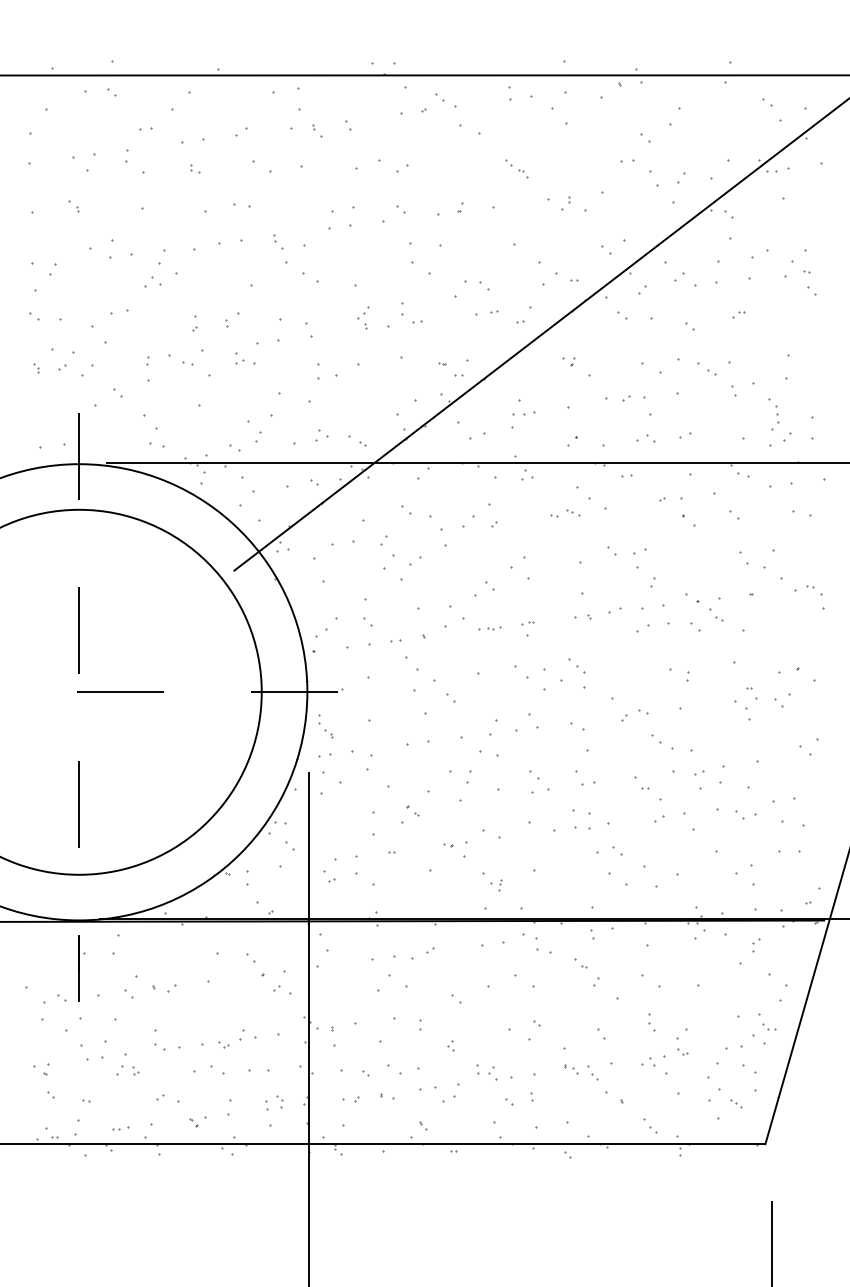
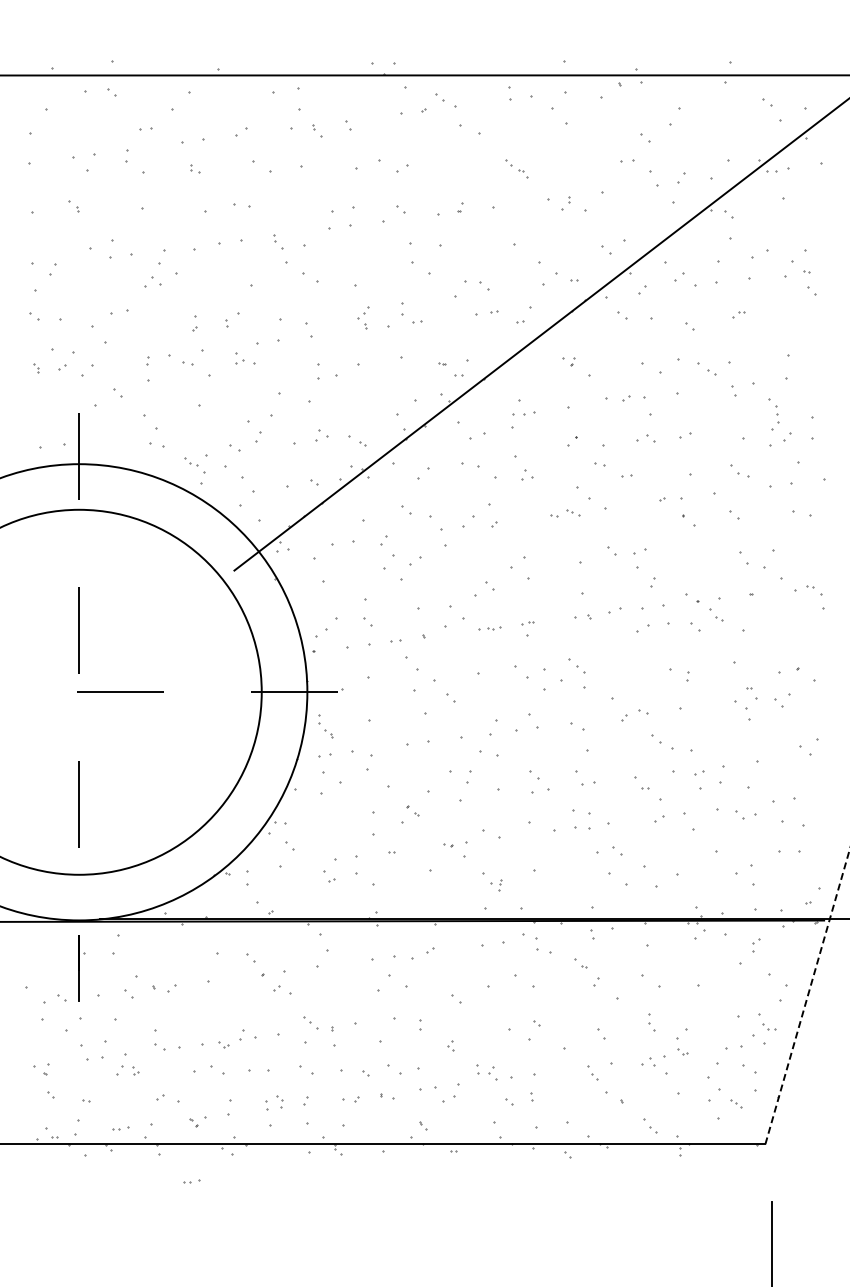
line: present -> none (476, 463)
line: solid -> dashed (807, 996)
line: present -> none (309, 1027)
part: present -> none (571, 1069)
part: none -> present (191, 1181)
